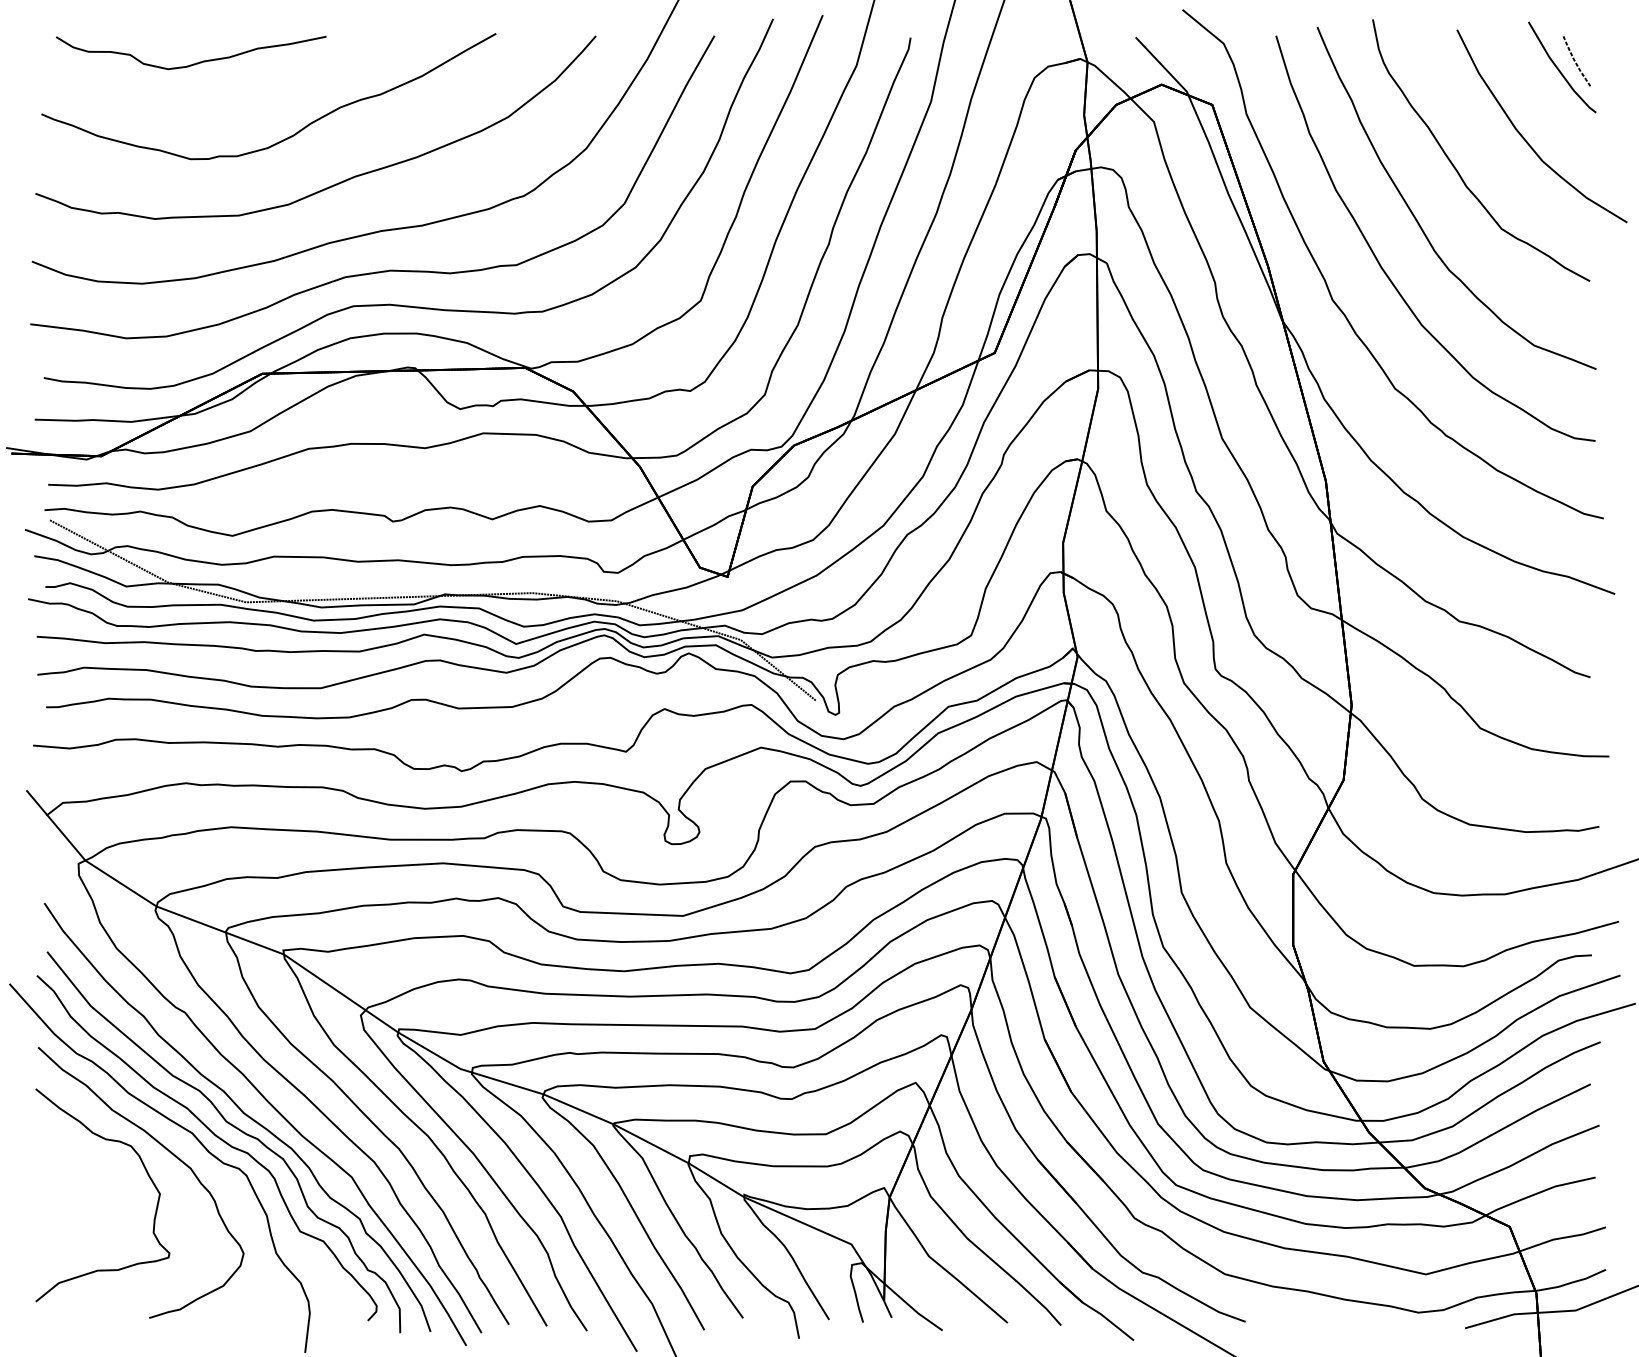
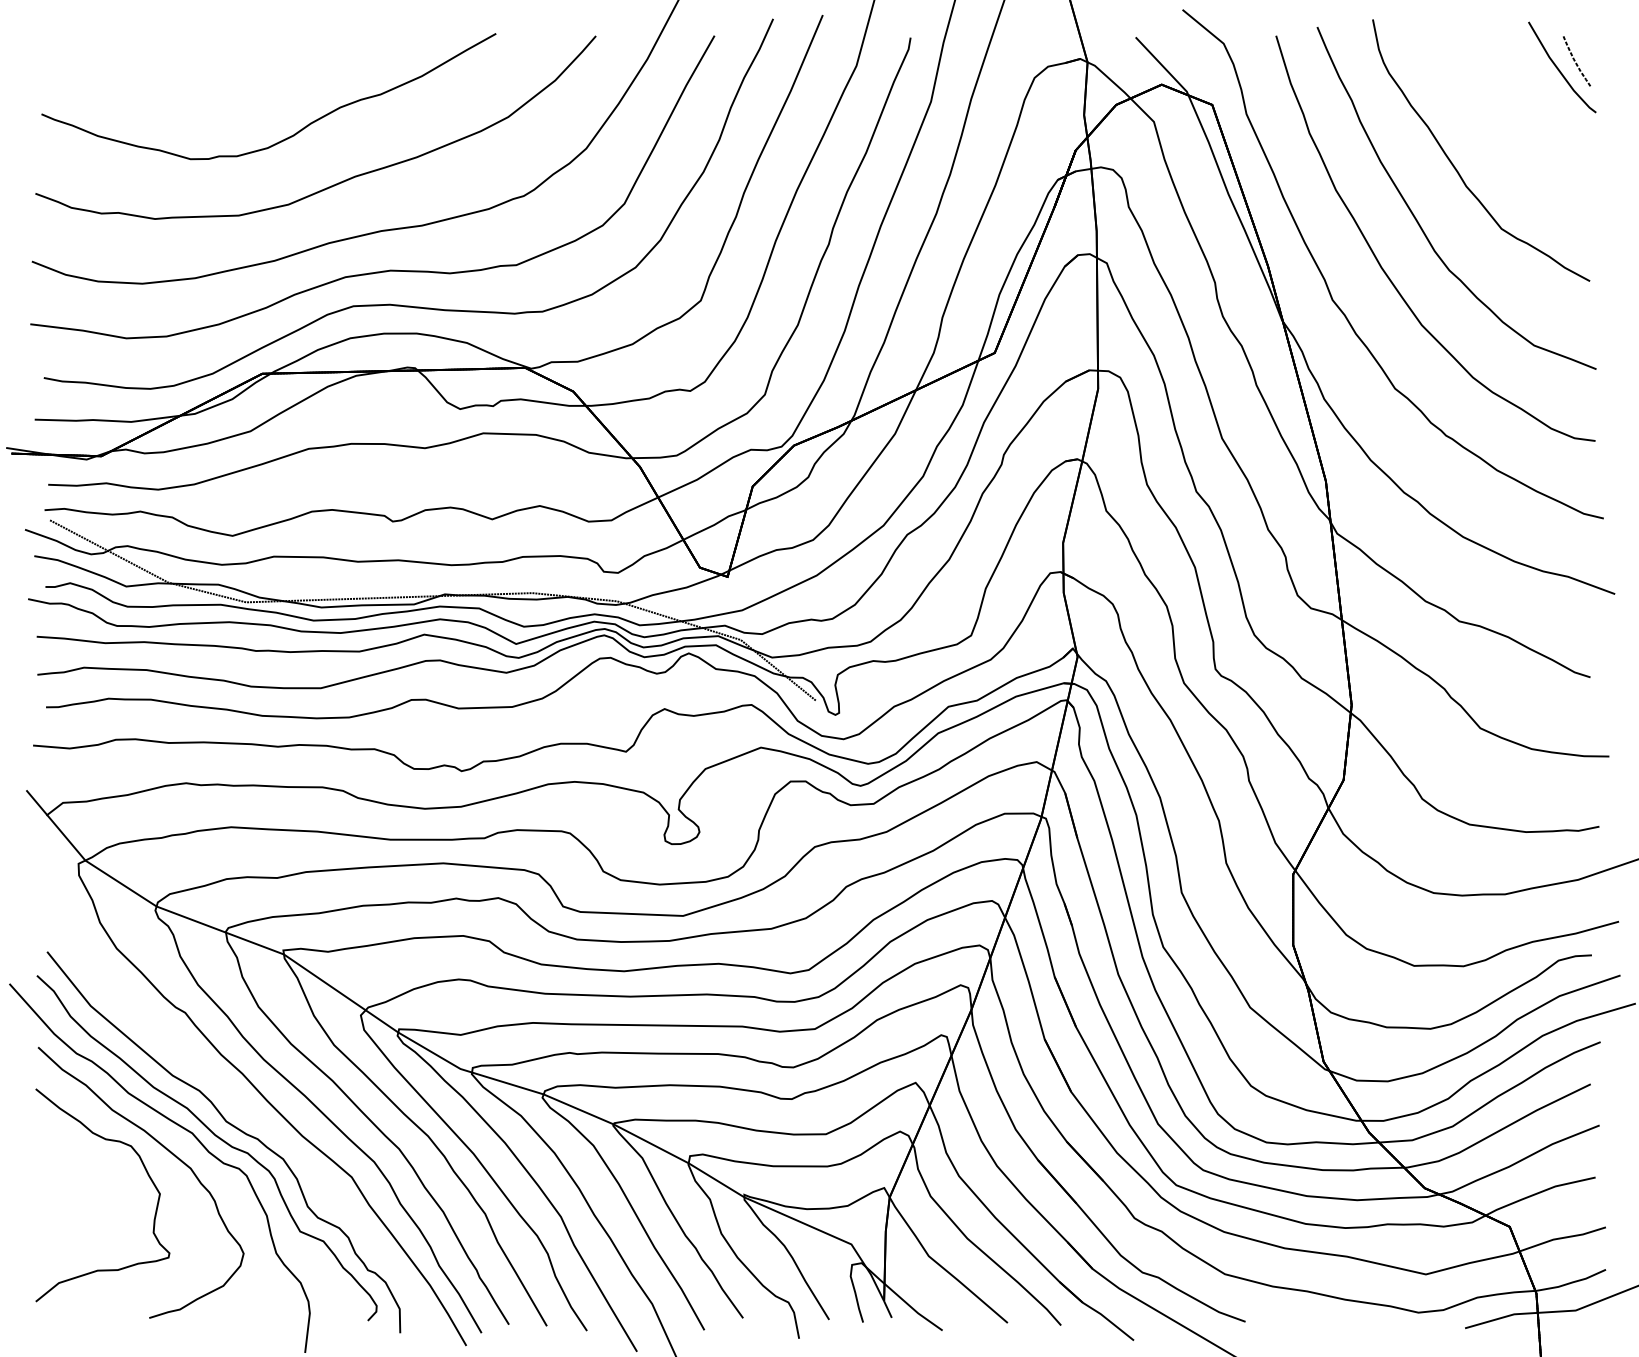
part: present -> none (193, 63)
part: present -> none (1524, 137)
curve: present -> none (241, 1112)
